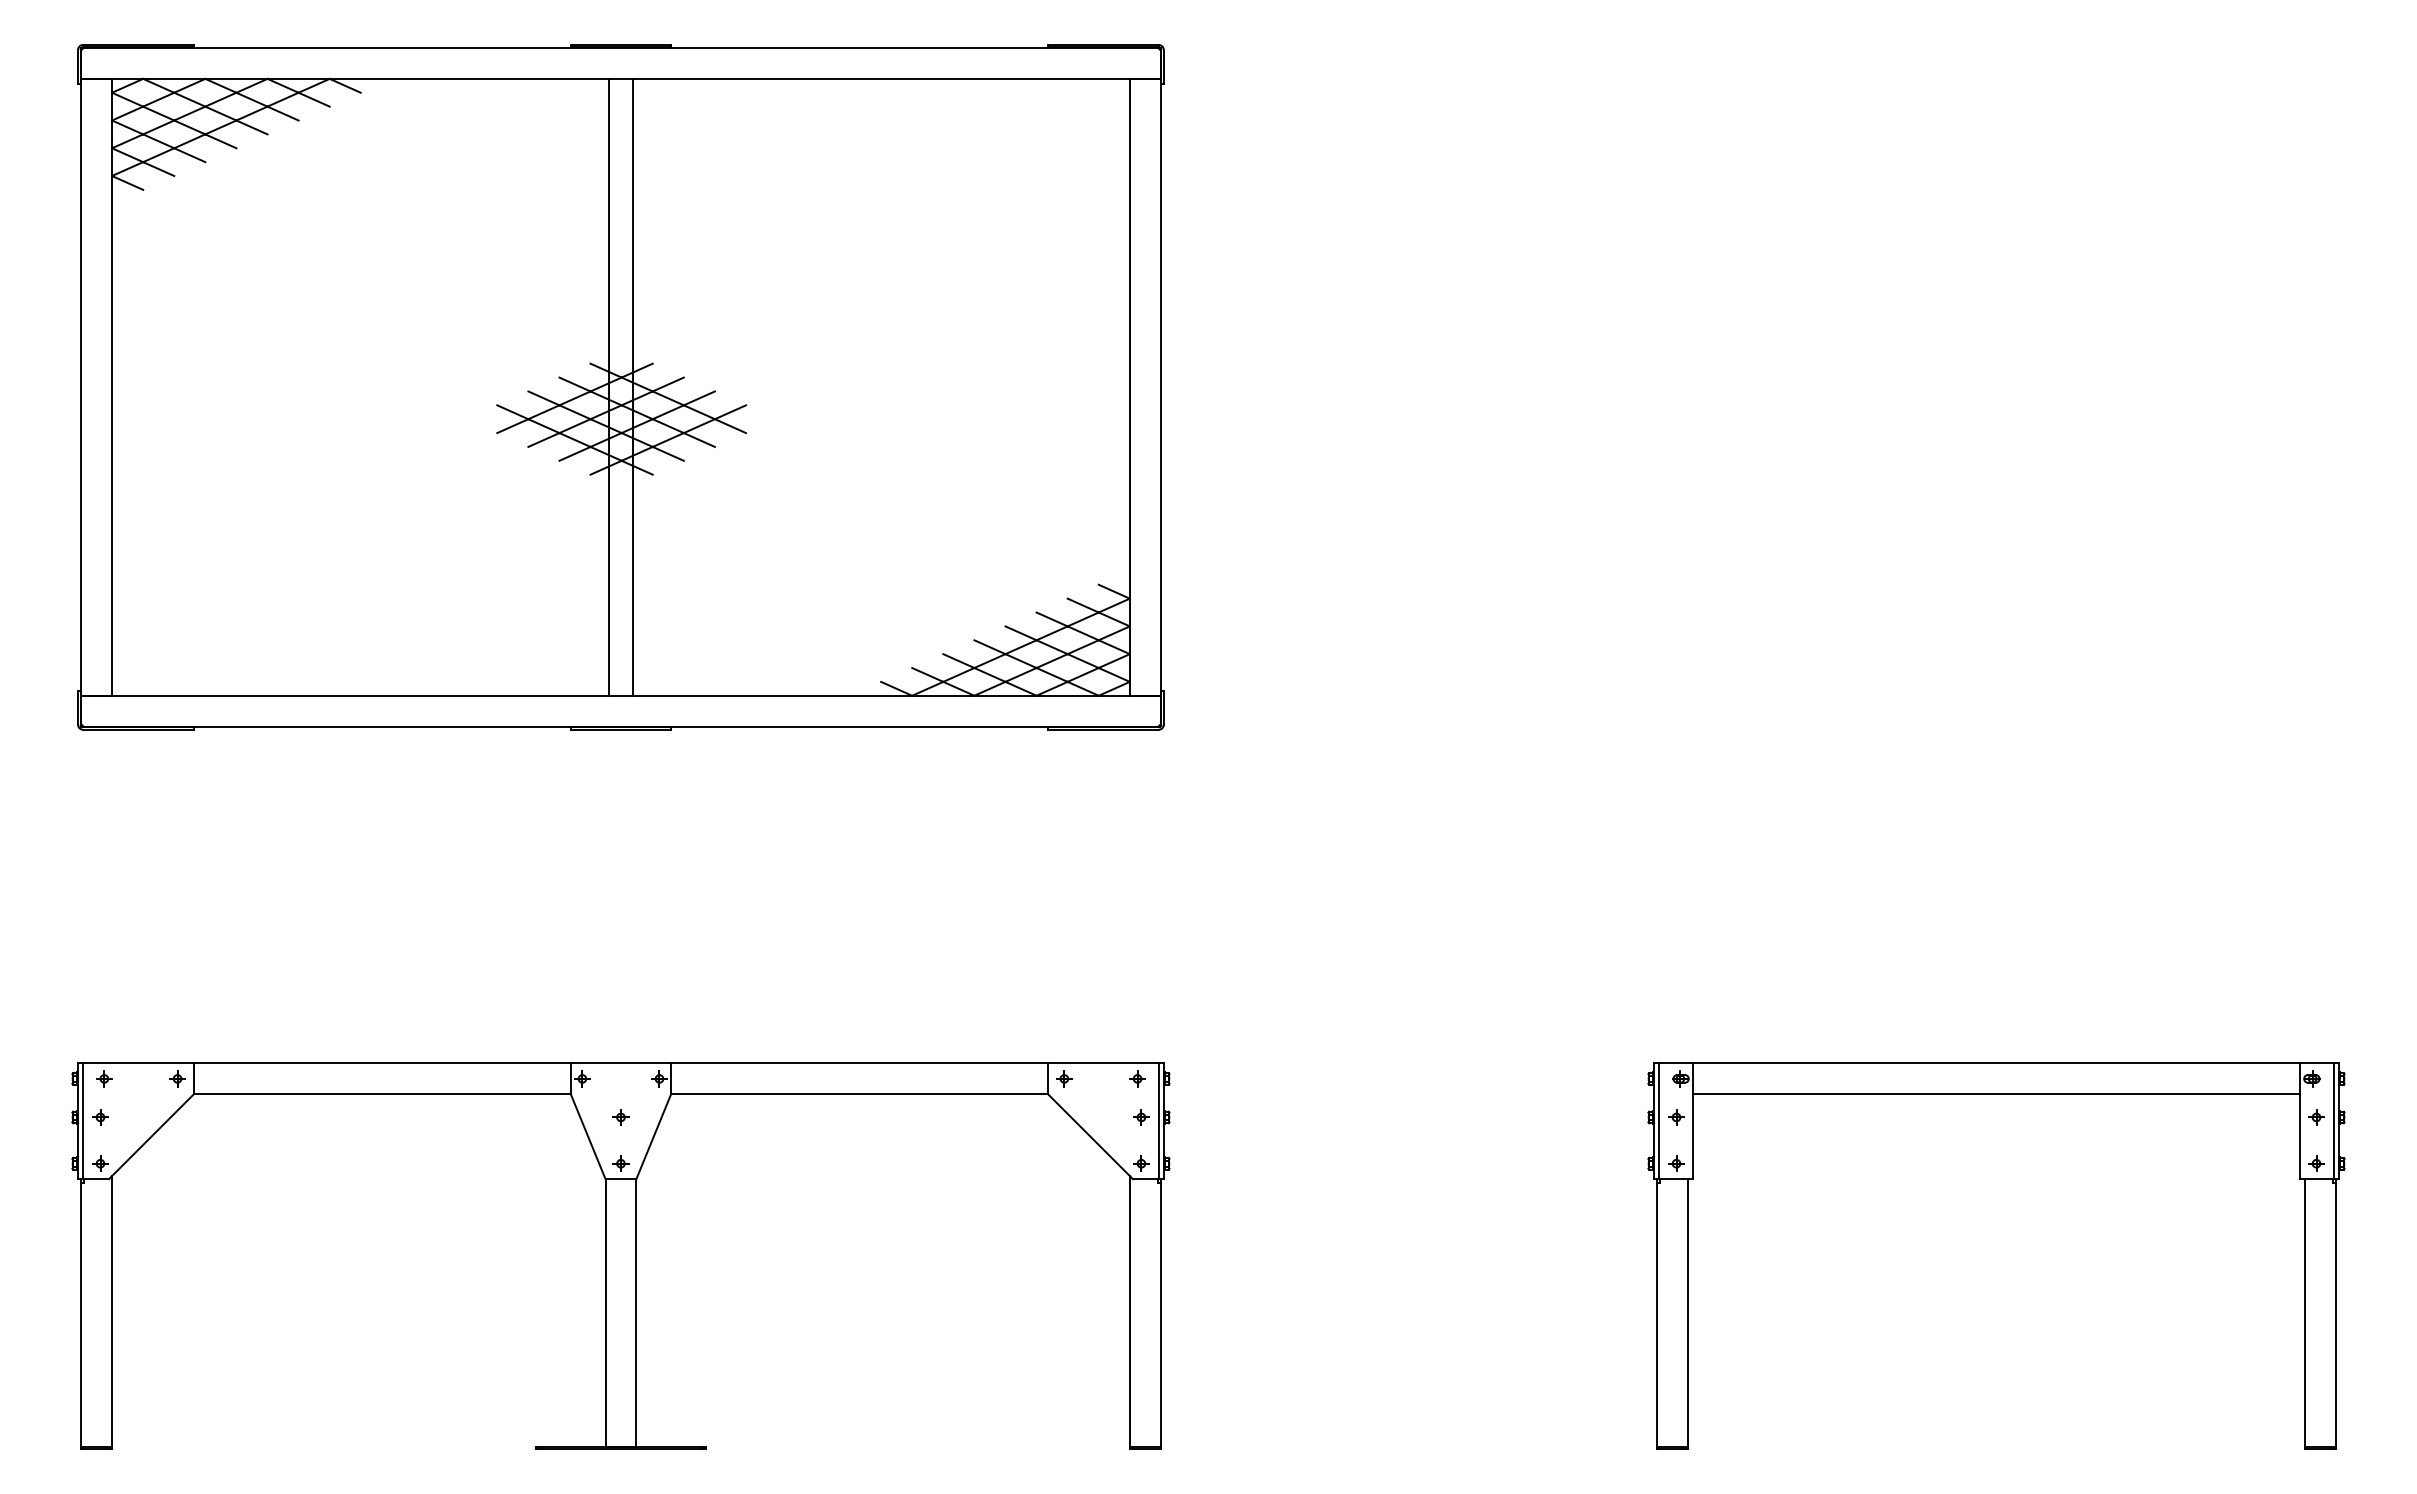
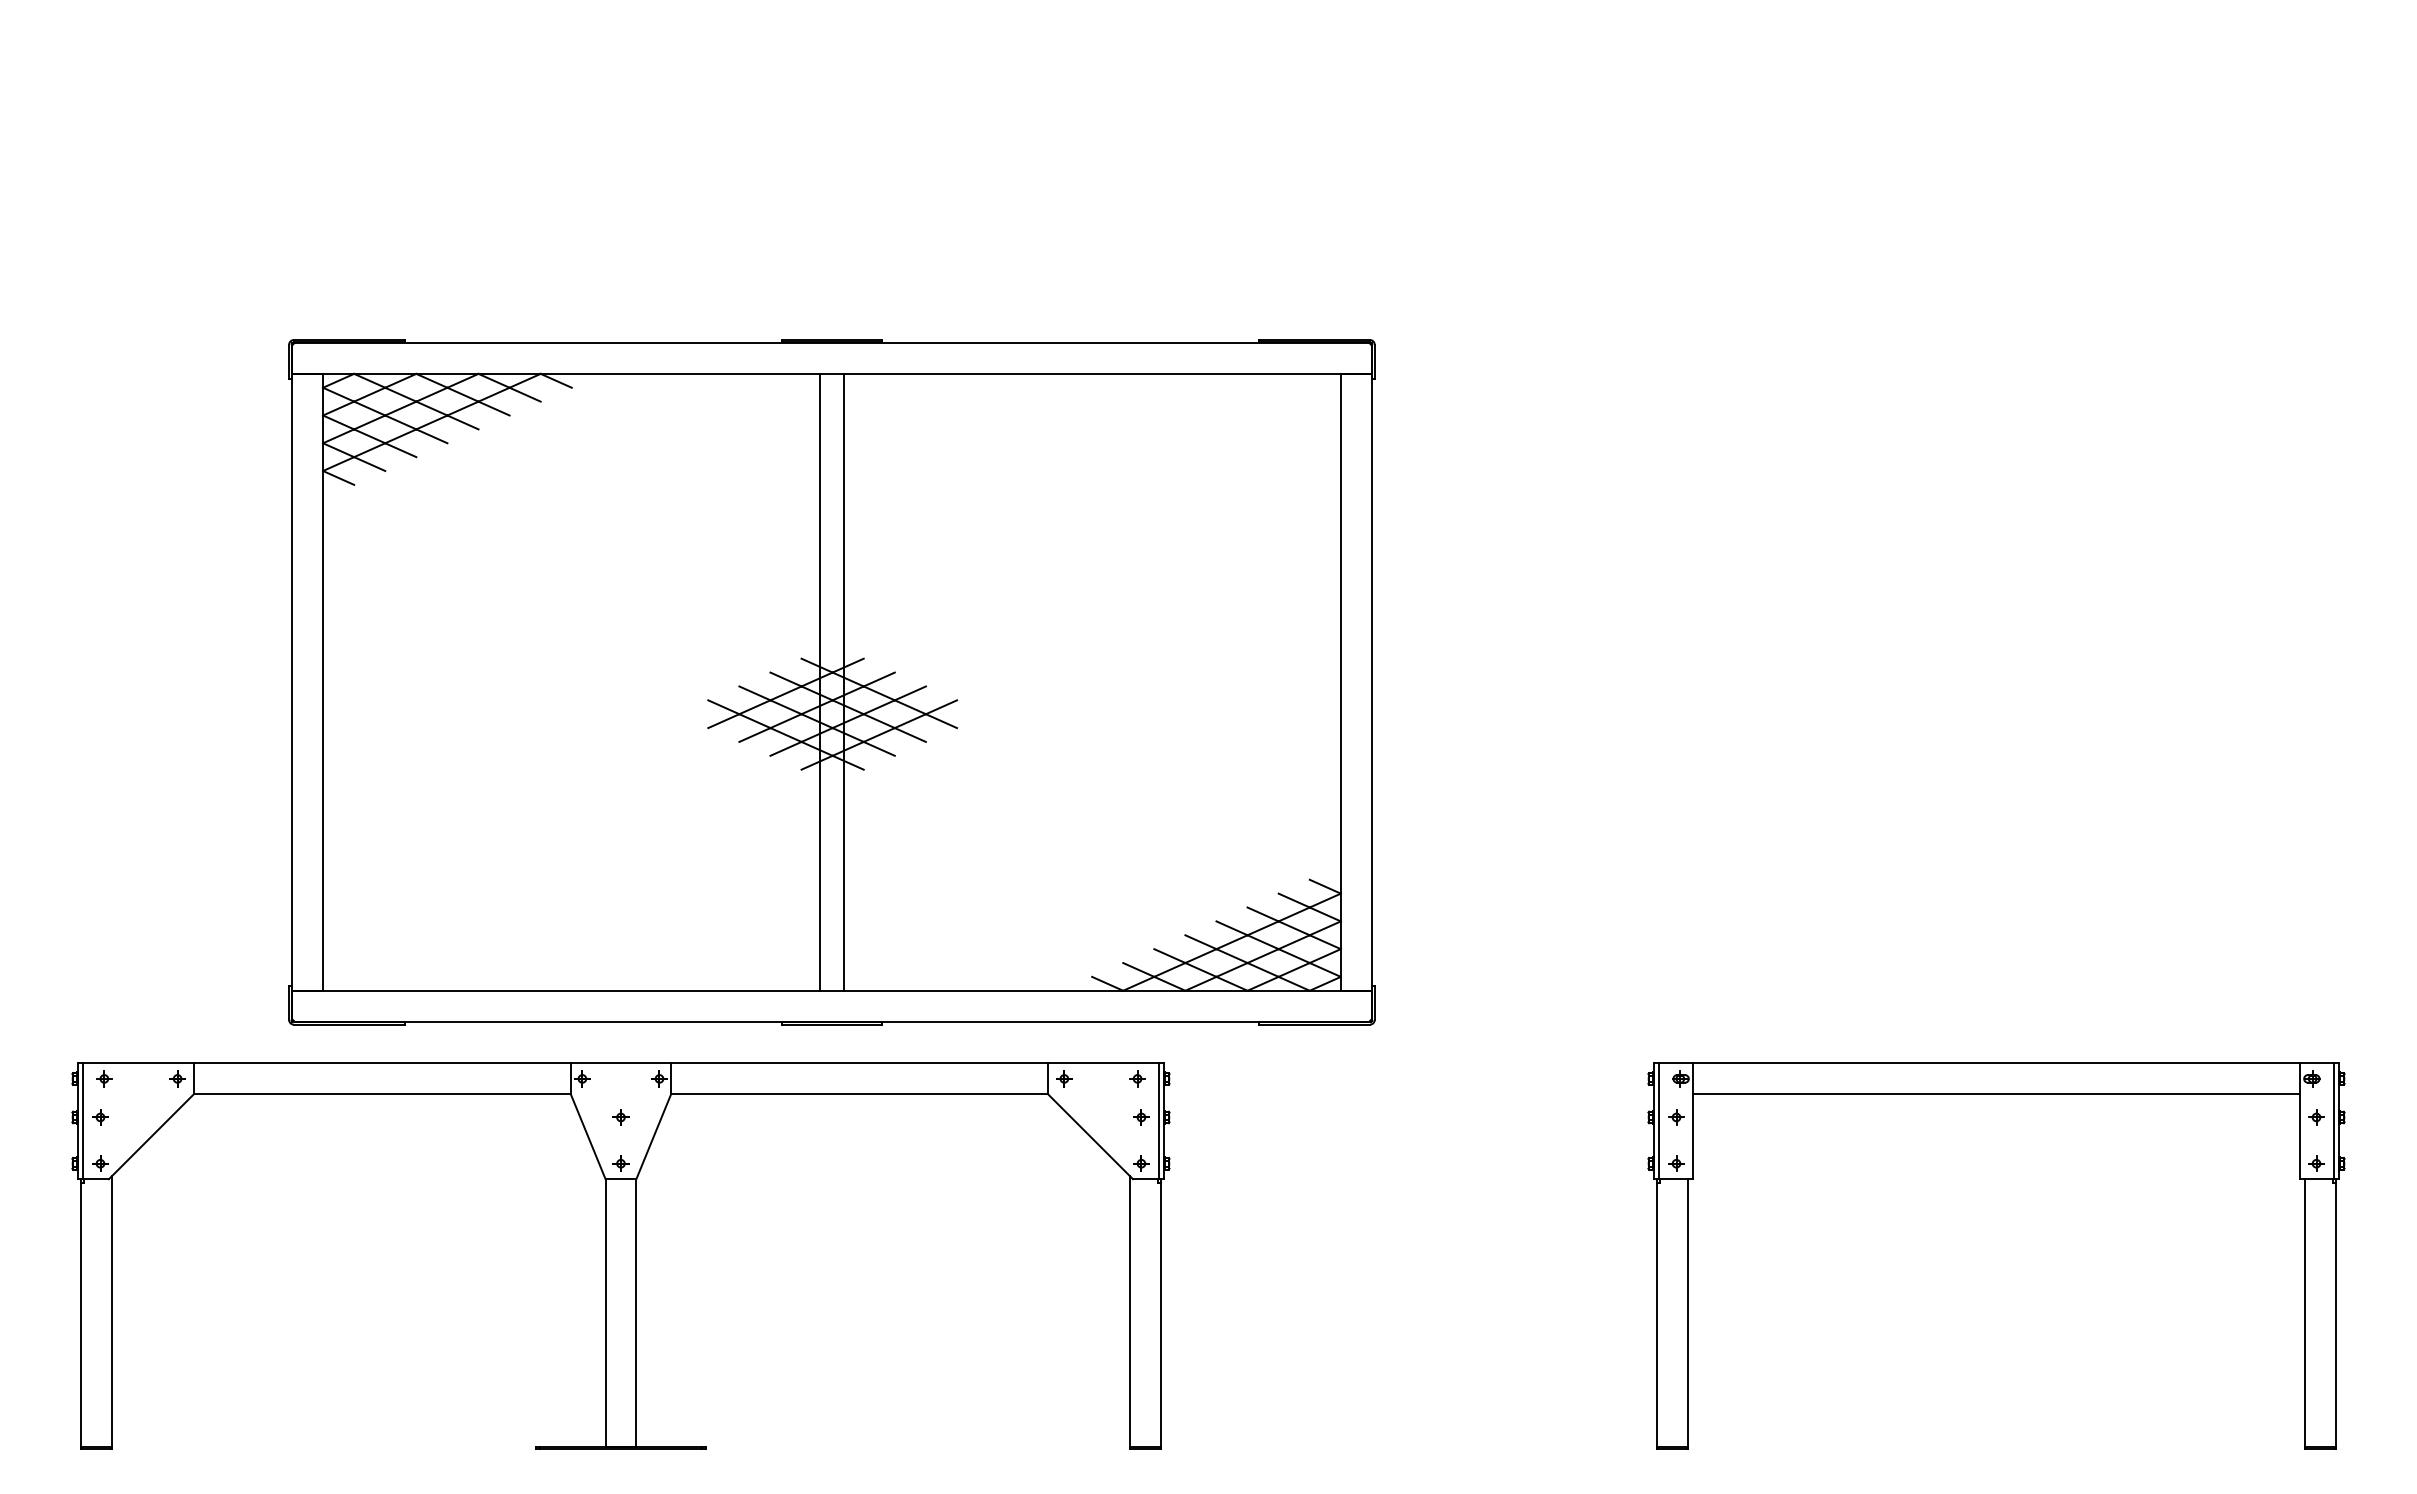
part position: (620, 387) -> (831, 682) (831, 682)
